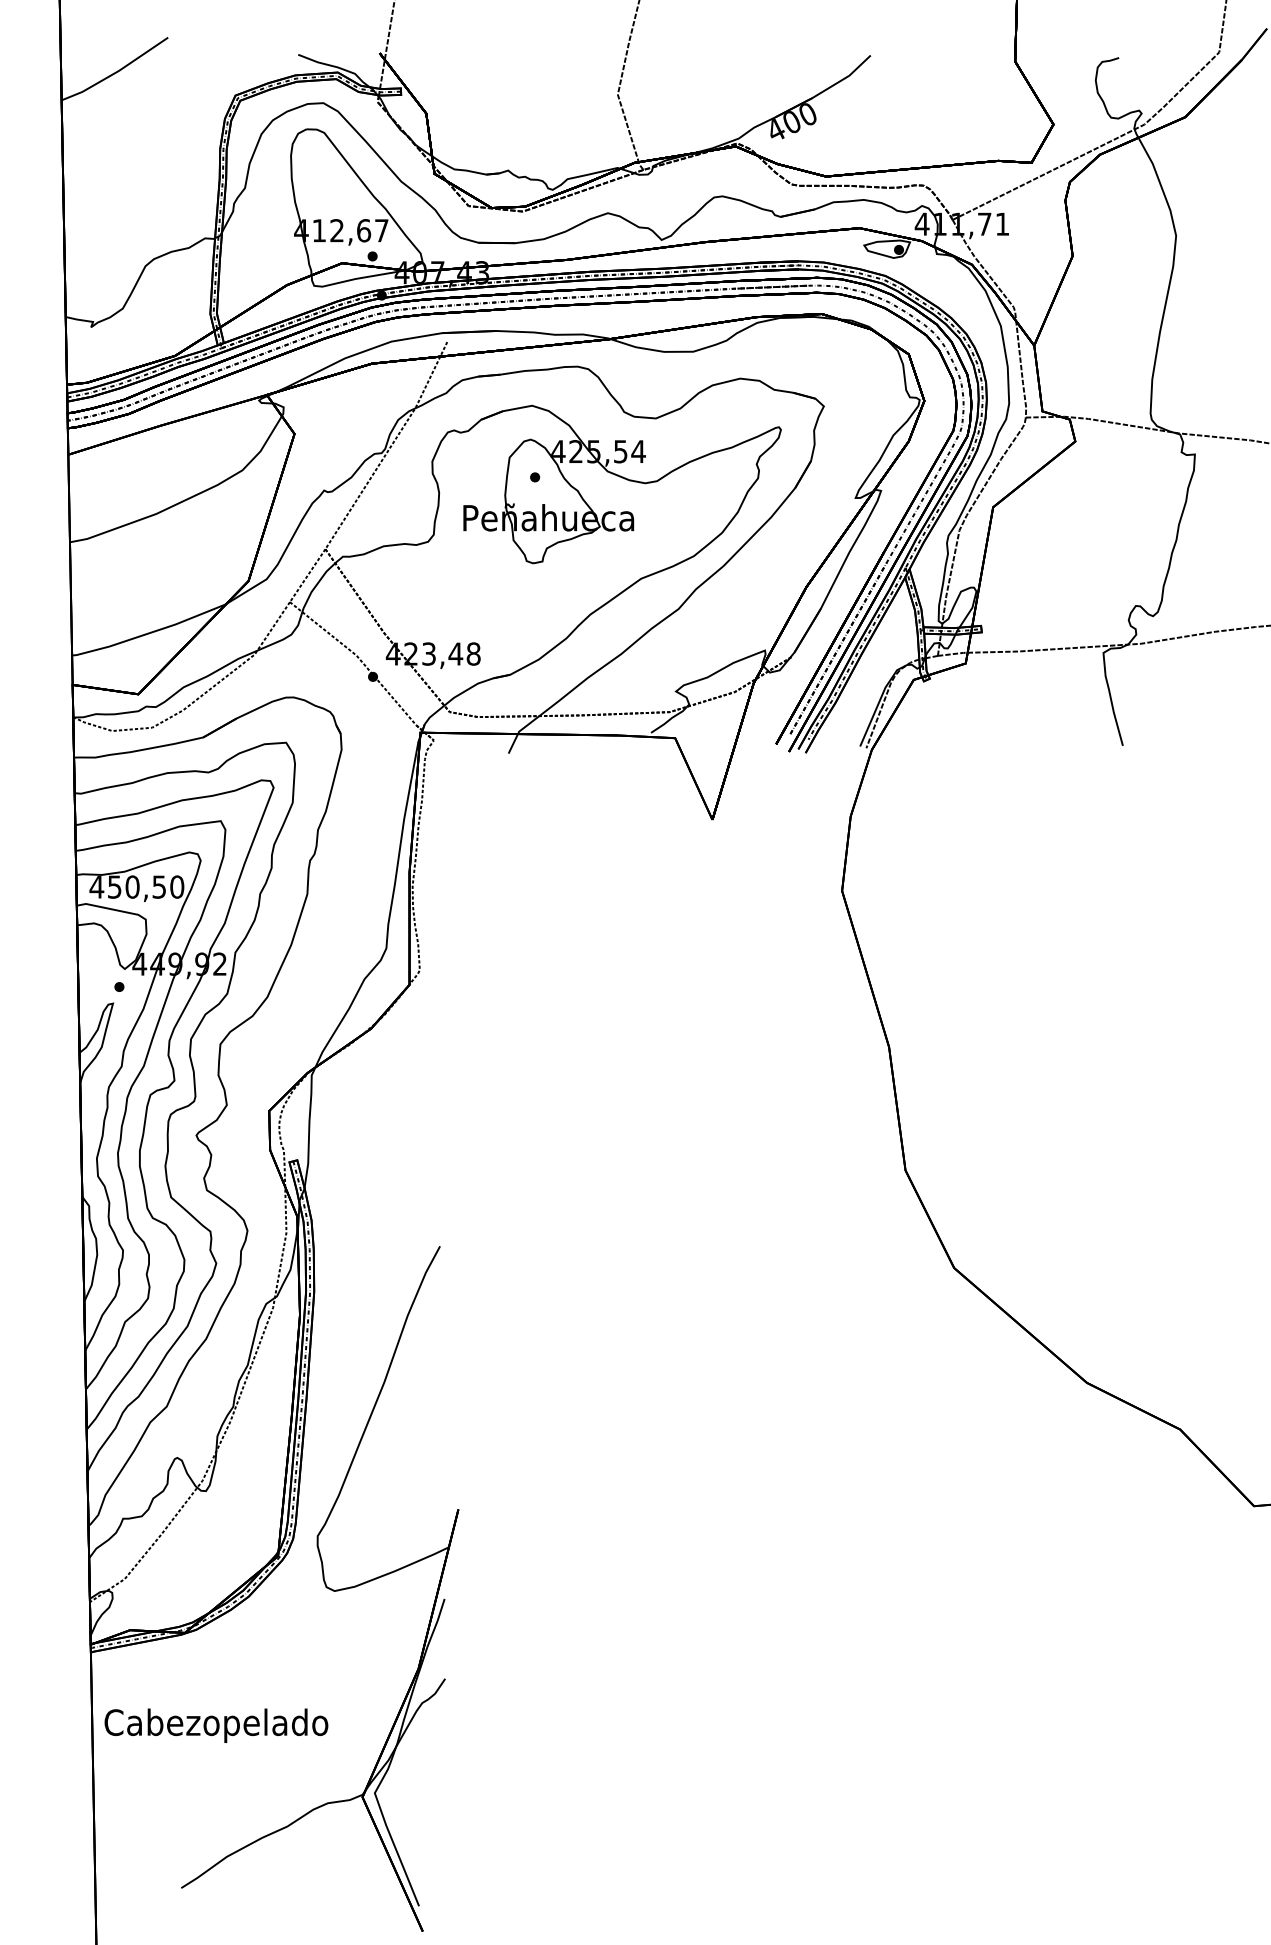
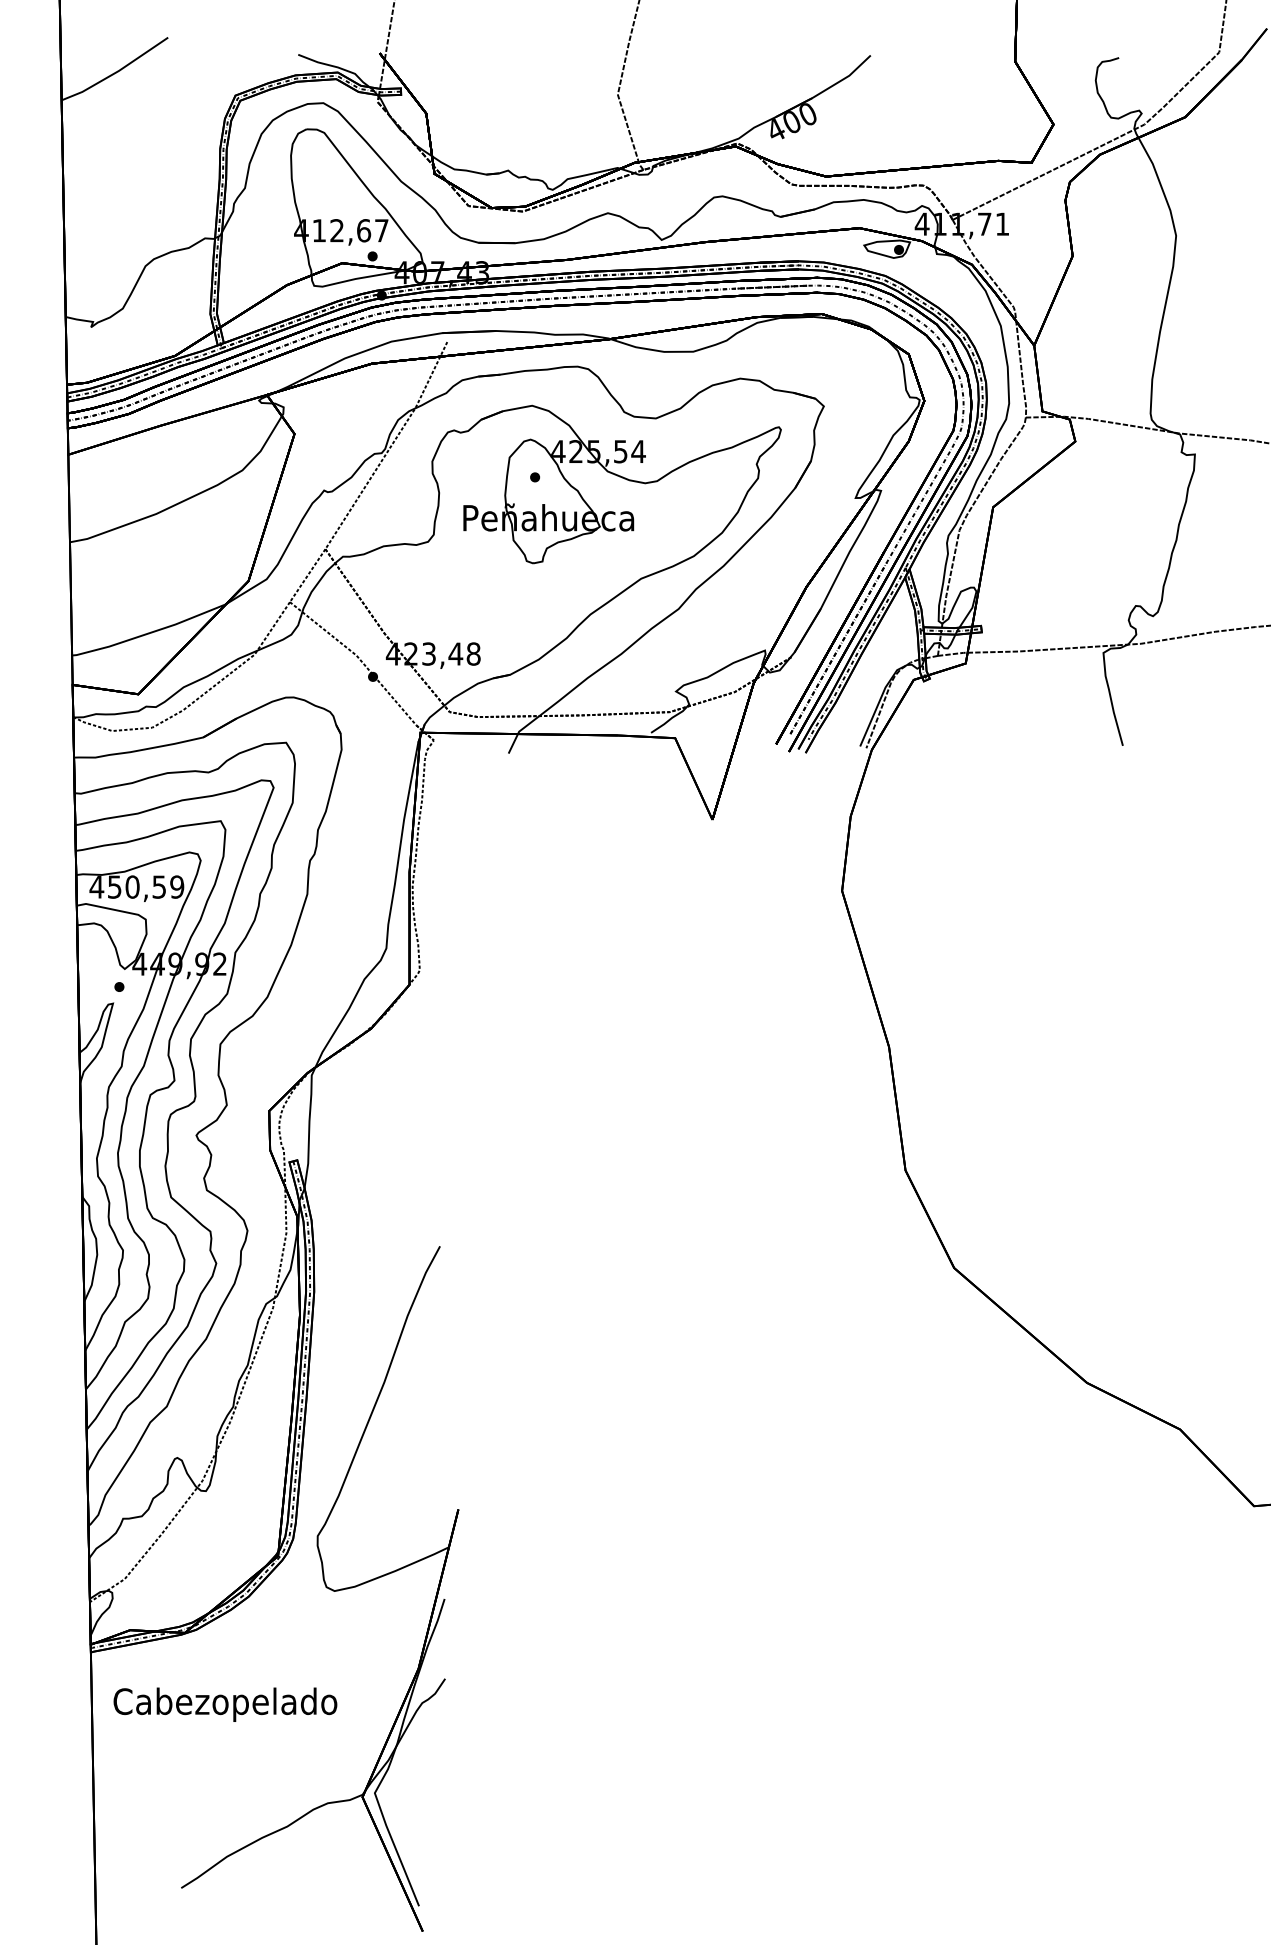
text: 450,50 -> 450,59 (177, 886)
text position: (216, 1725) -> (225, 1704) (225, 1704)
